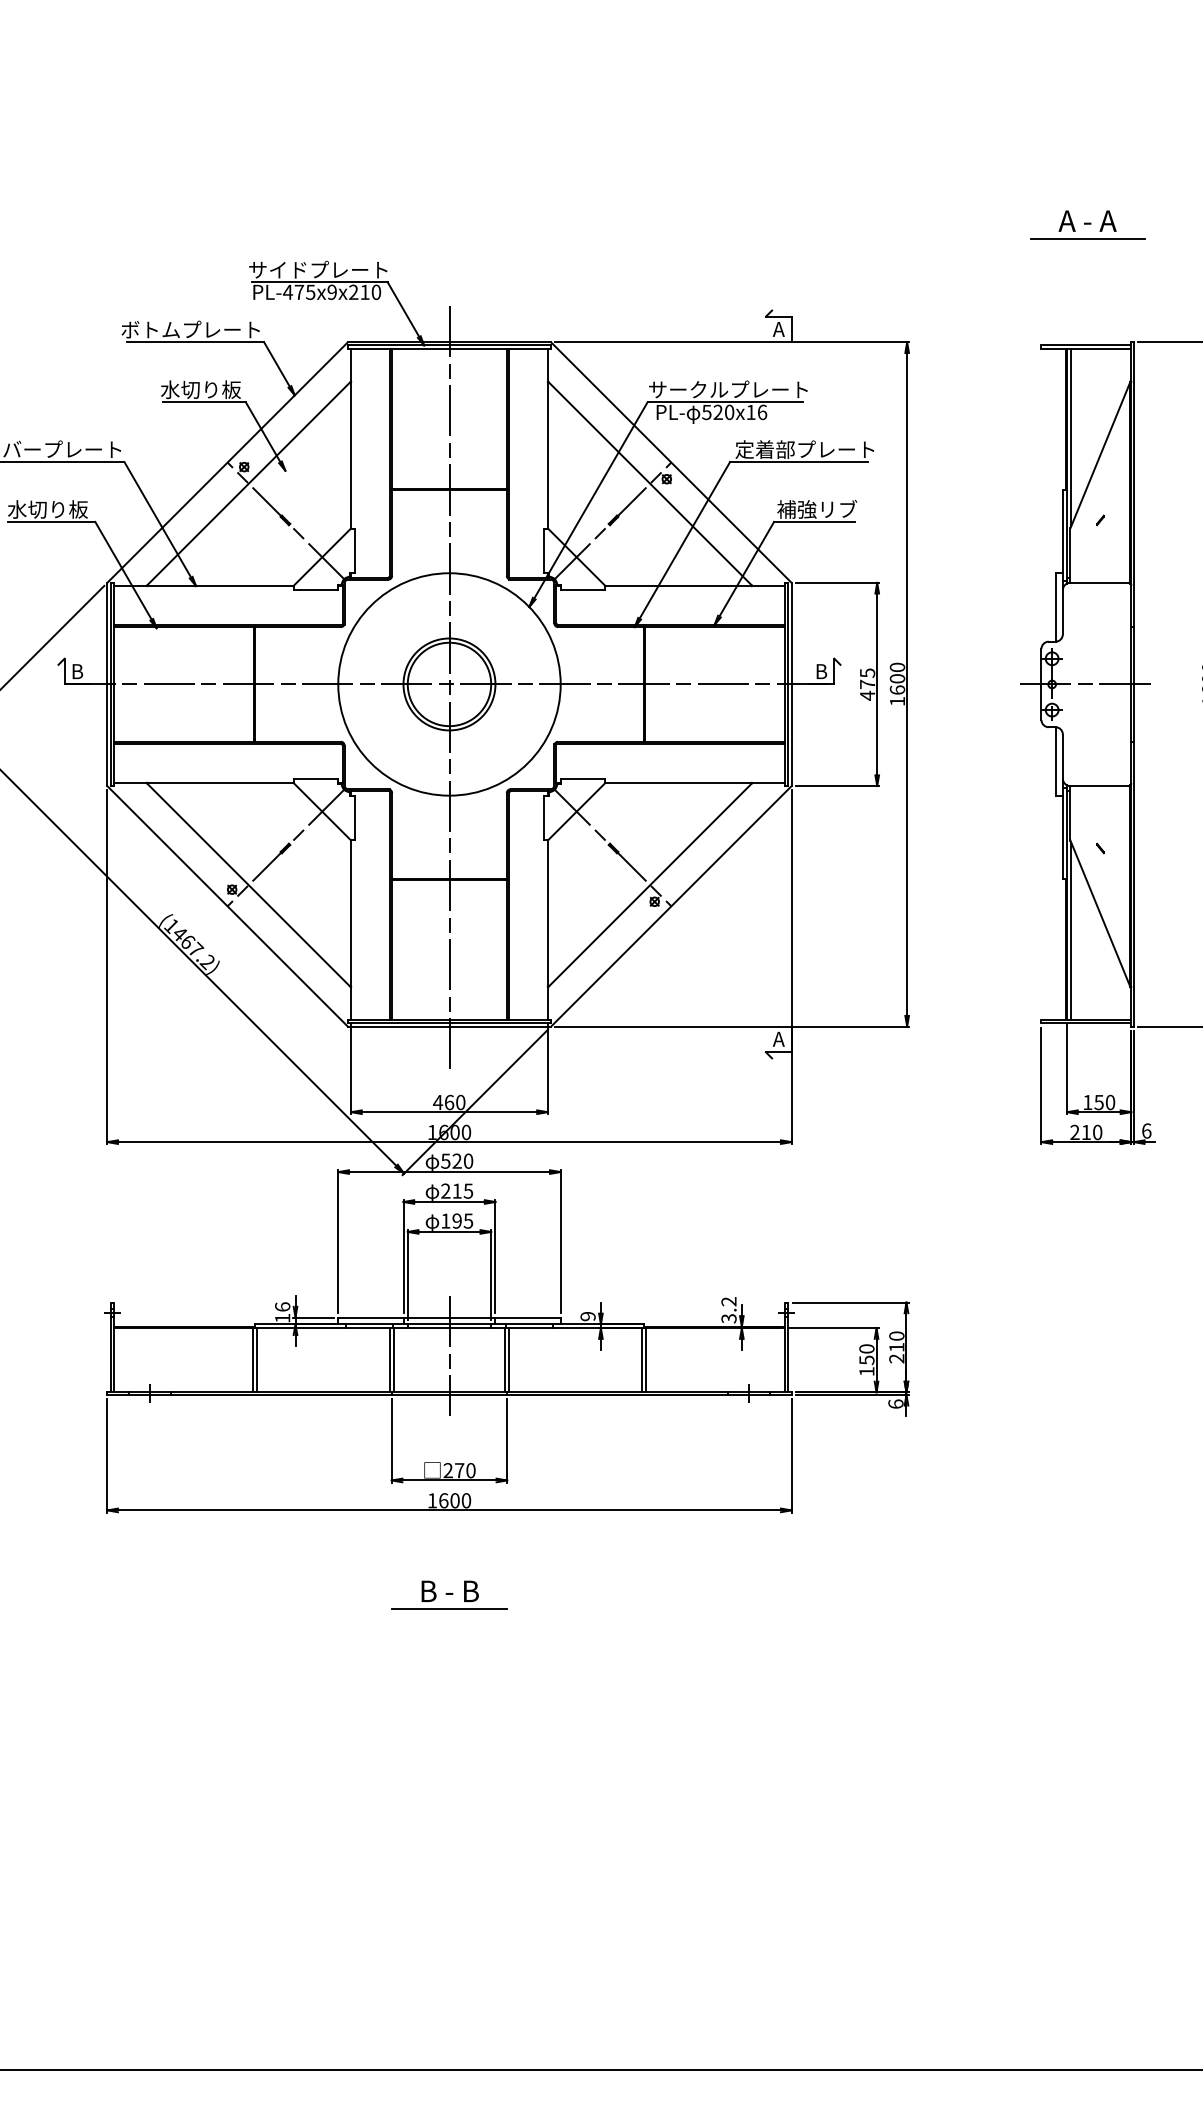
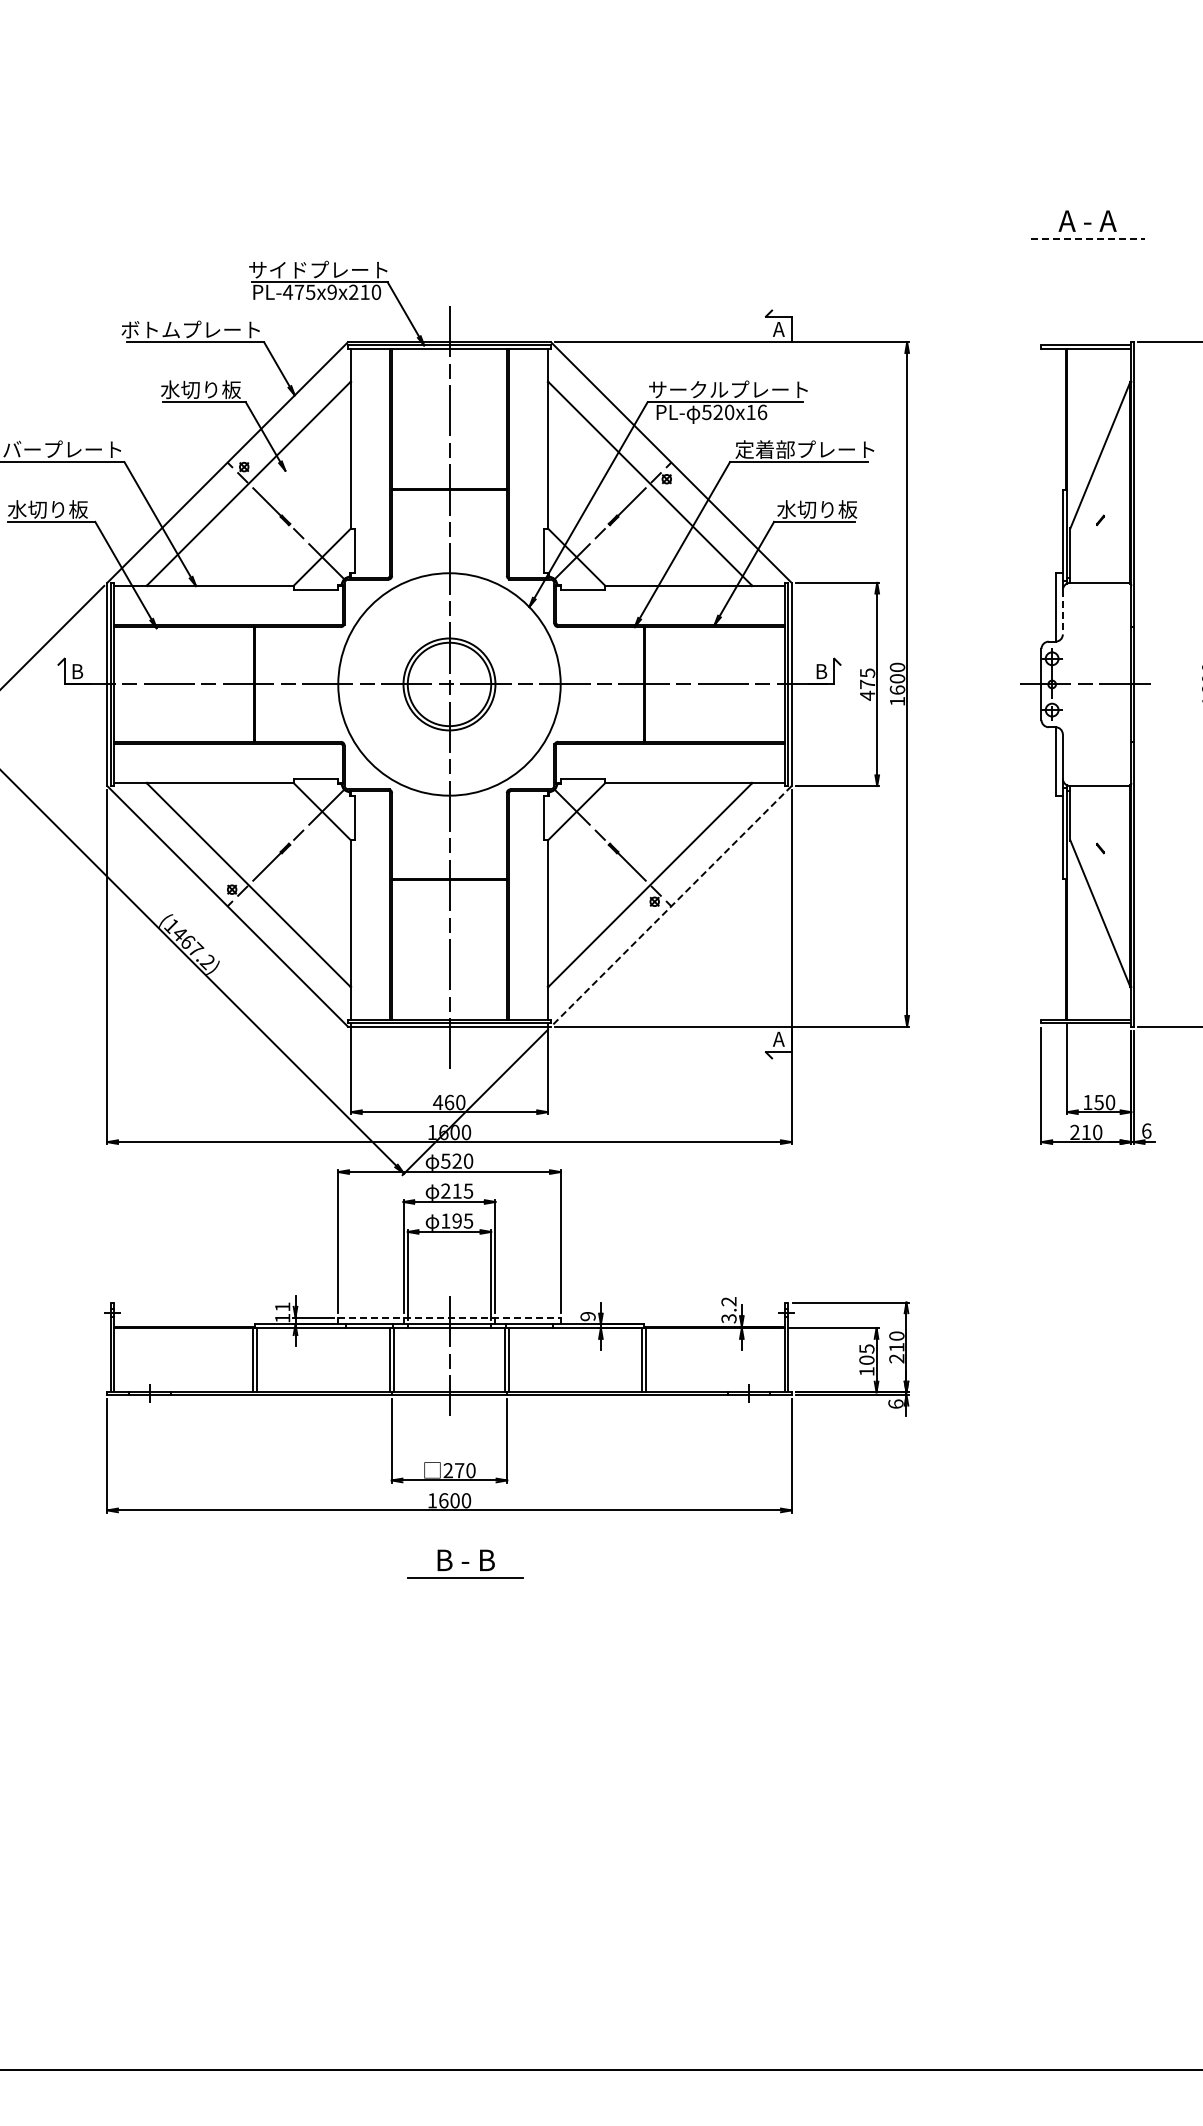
line: solid -> dashed (1088, 238)
line: present -> none (1071, 437)
text: 補強リブ -> 水切り板 (817, 508)
line: solid -> dashed (1062, 612)
line: solid -> dashed (671, 906)
line: present -> none (1071, 930)
text: 16 -> 11 (282, 1306)
line: solid -> dashed (449, 1317)
text: 150 -> 105 (866, 1354)
part position: (449, 1594) -> (465, 1563) (465, 1563)
